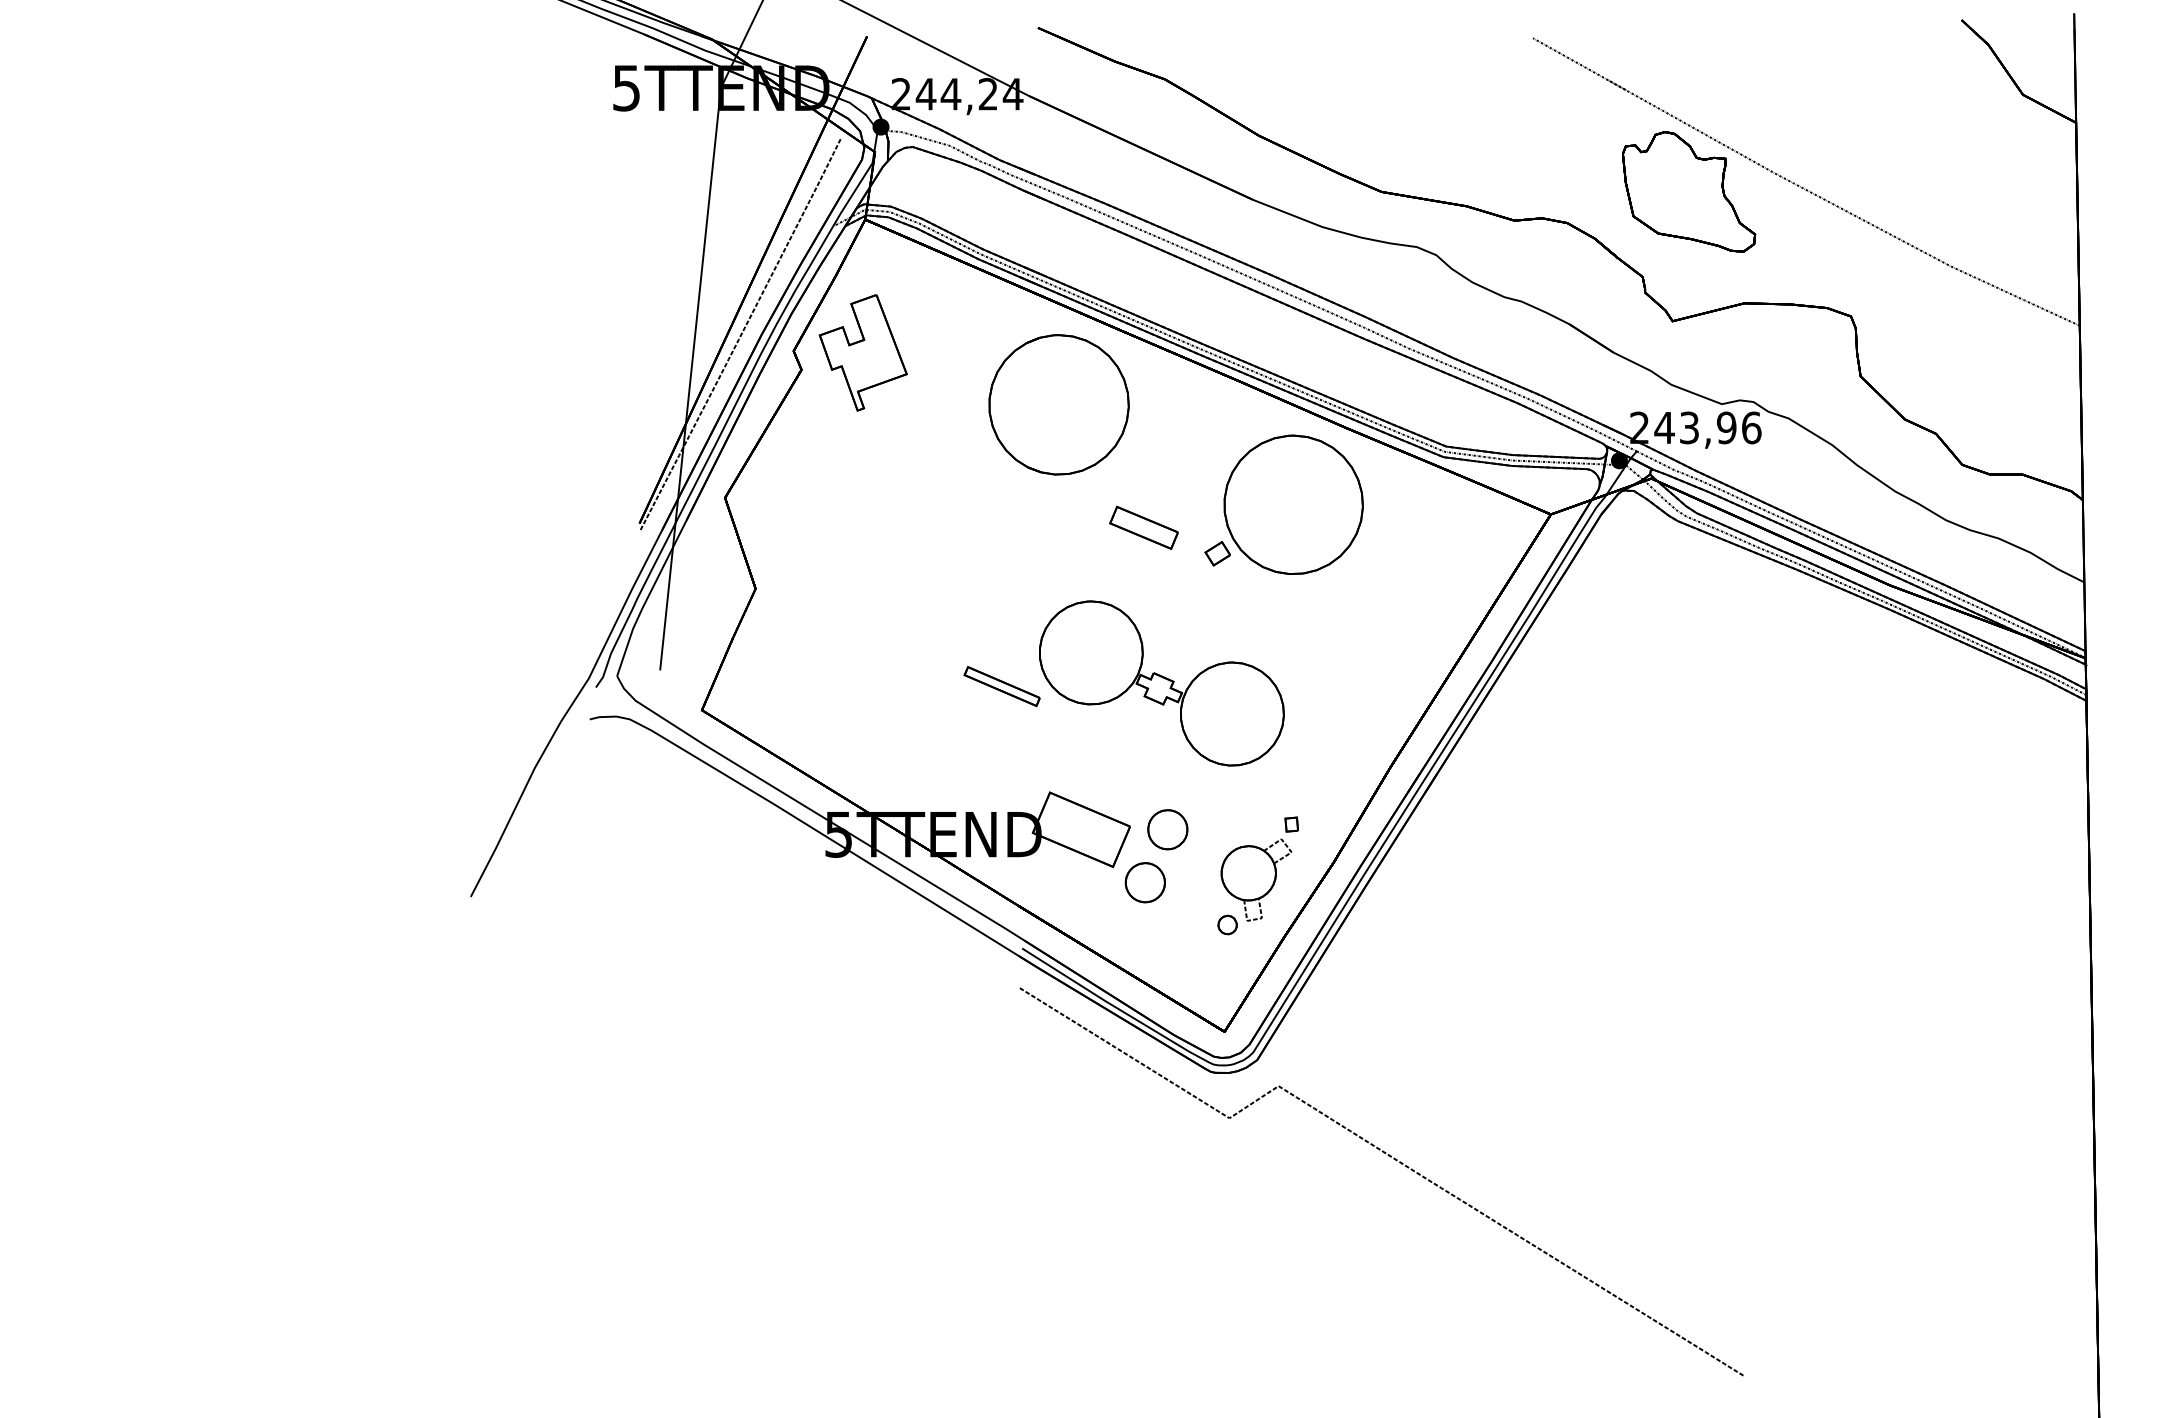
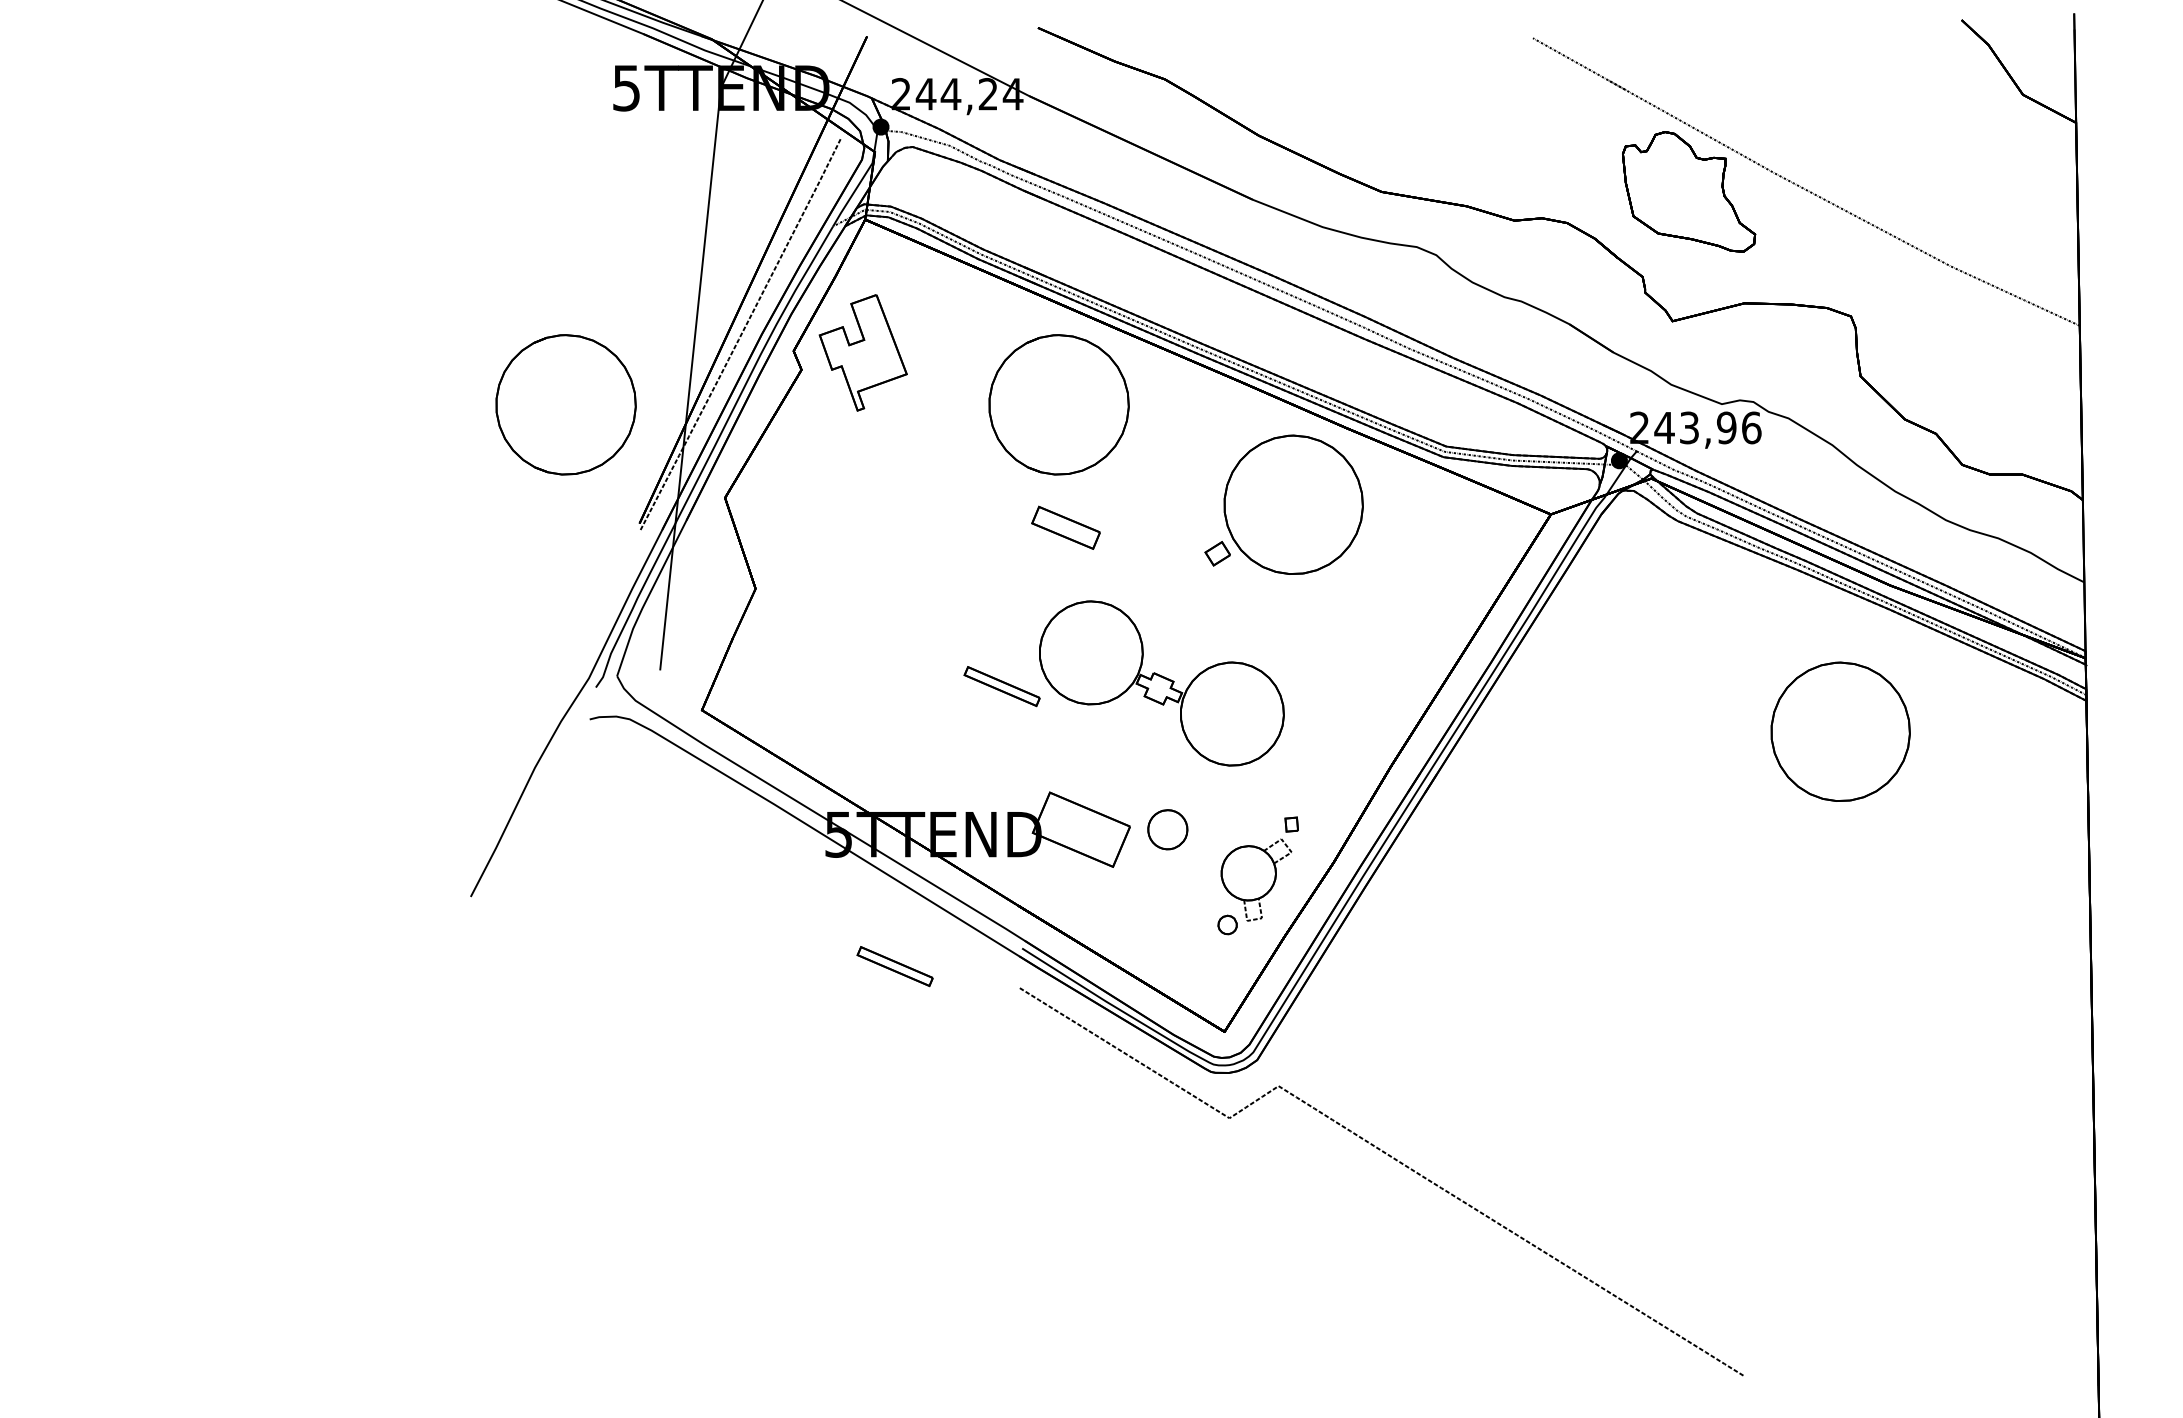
part: none -> present (565, 404)
part position: (1143, 527) -> (1065, 527) (1065, 527)
part: none -> present (1840, 731)
part: present -> none (1144, 882)
part: none -> present (894, 966)
